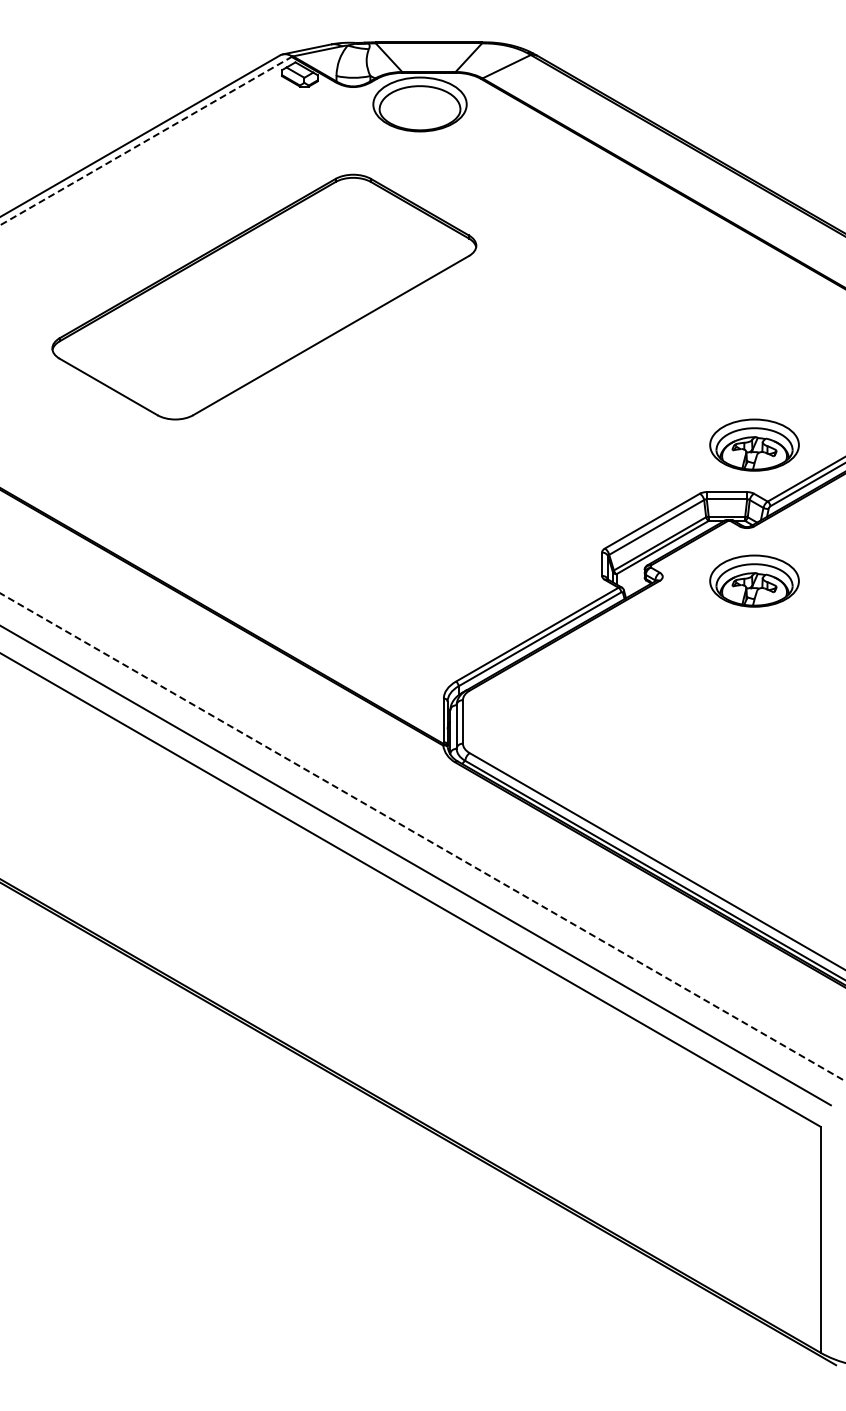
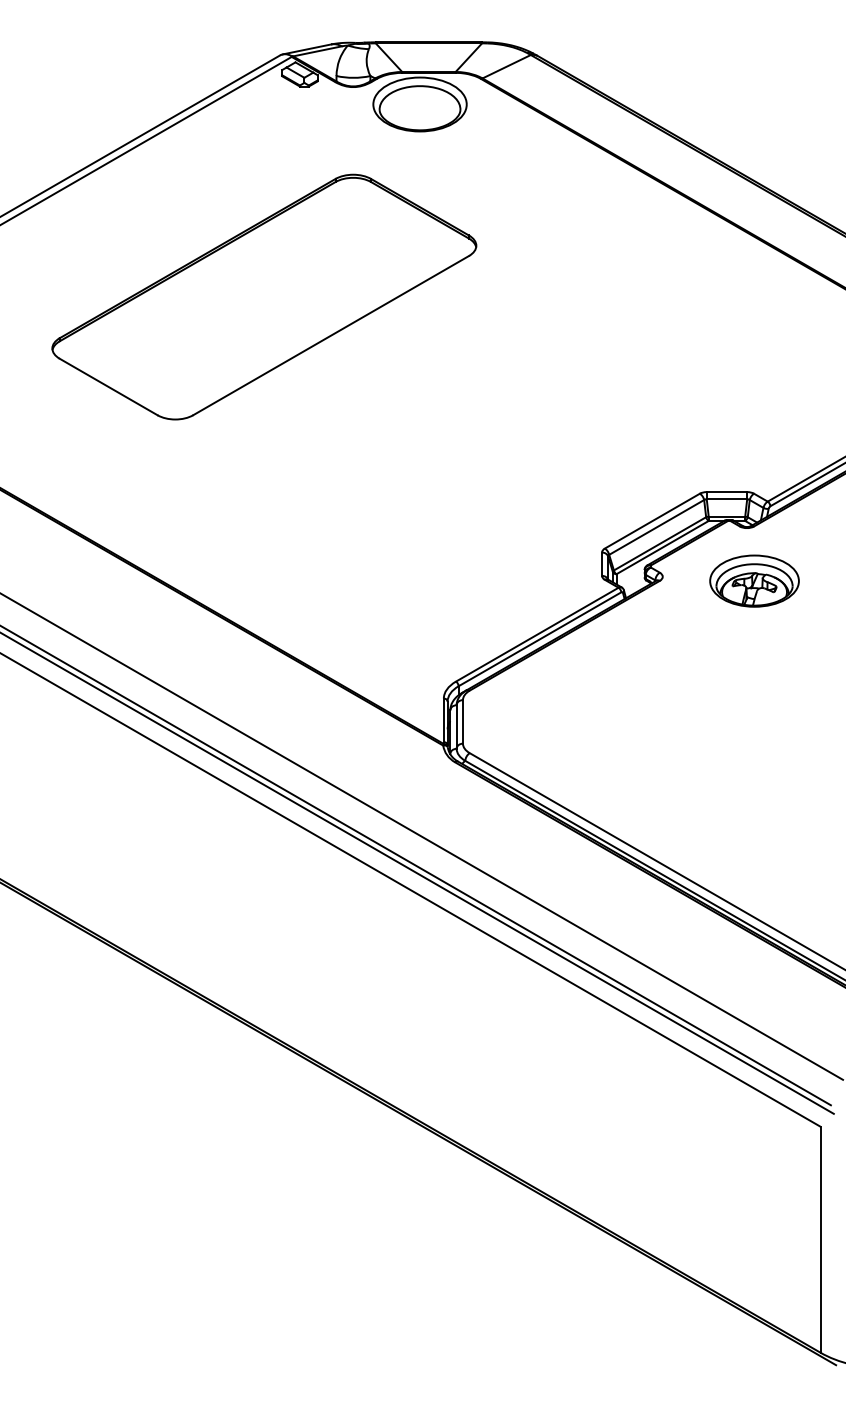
line: dashed -> solid (146, 140)
part: present -> none (754, 444)
line: dashed -> solid (421, 836)
line: none -> present (417, 873)
